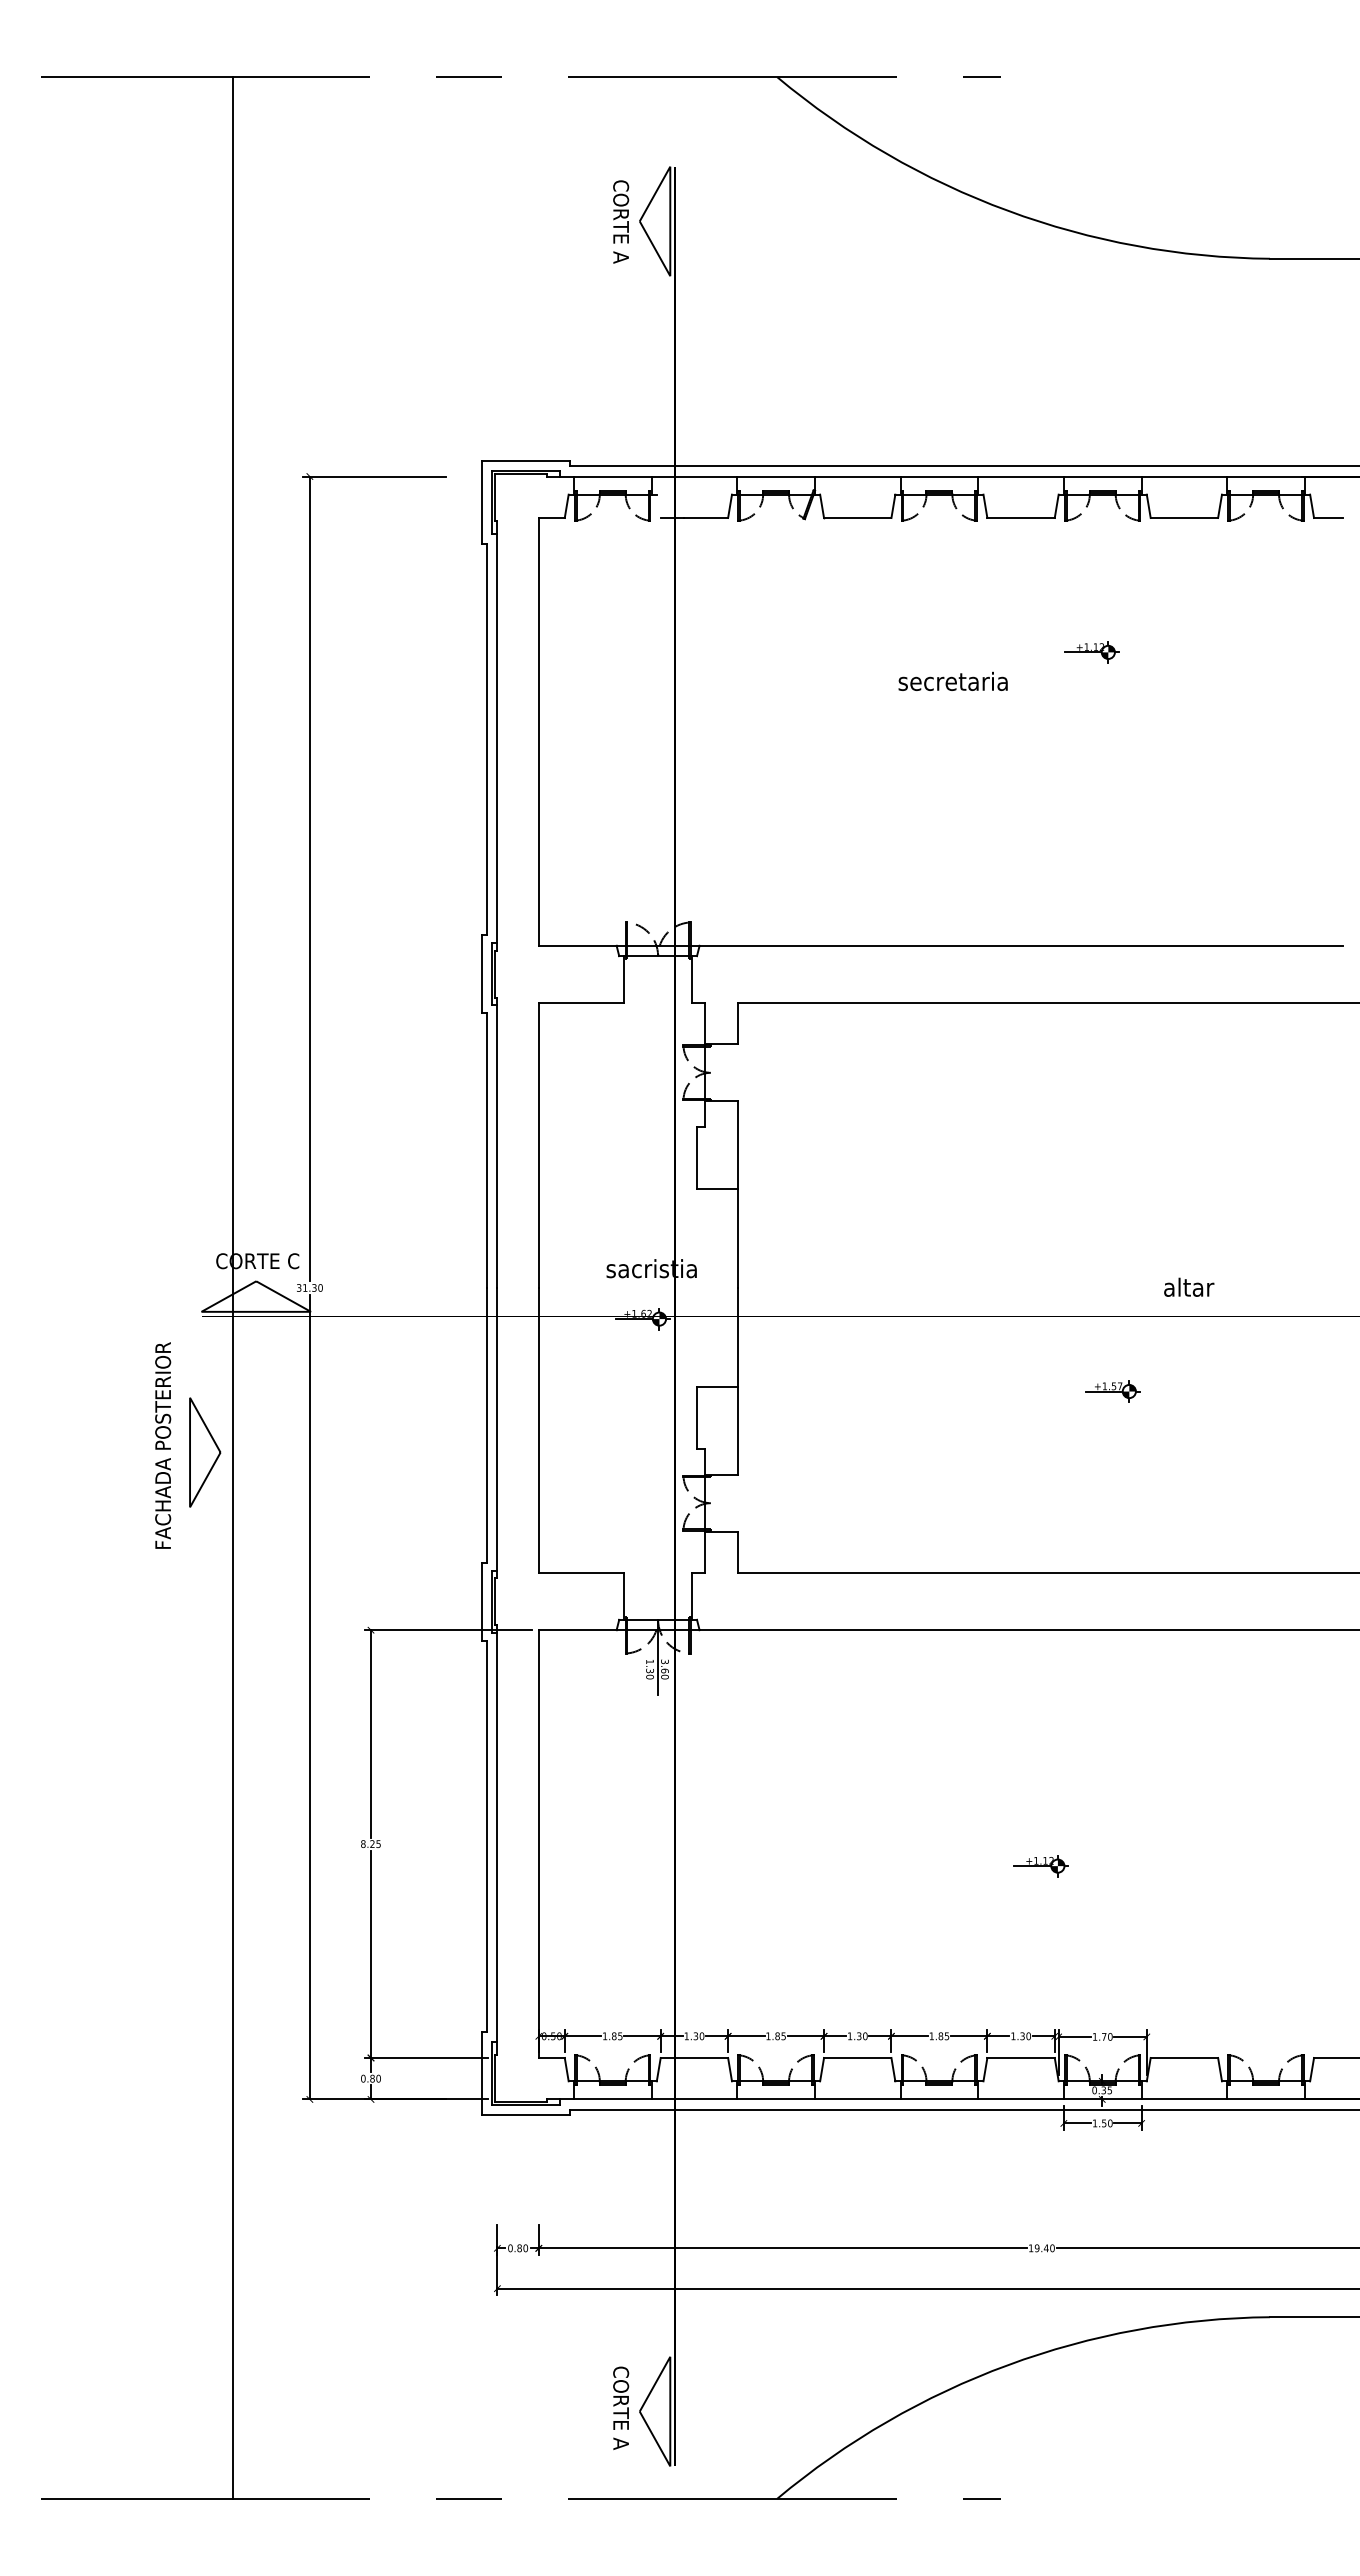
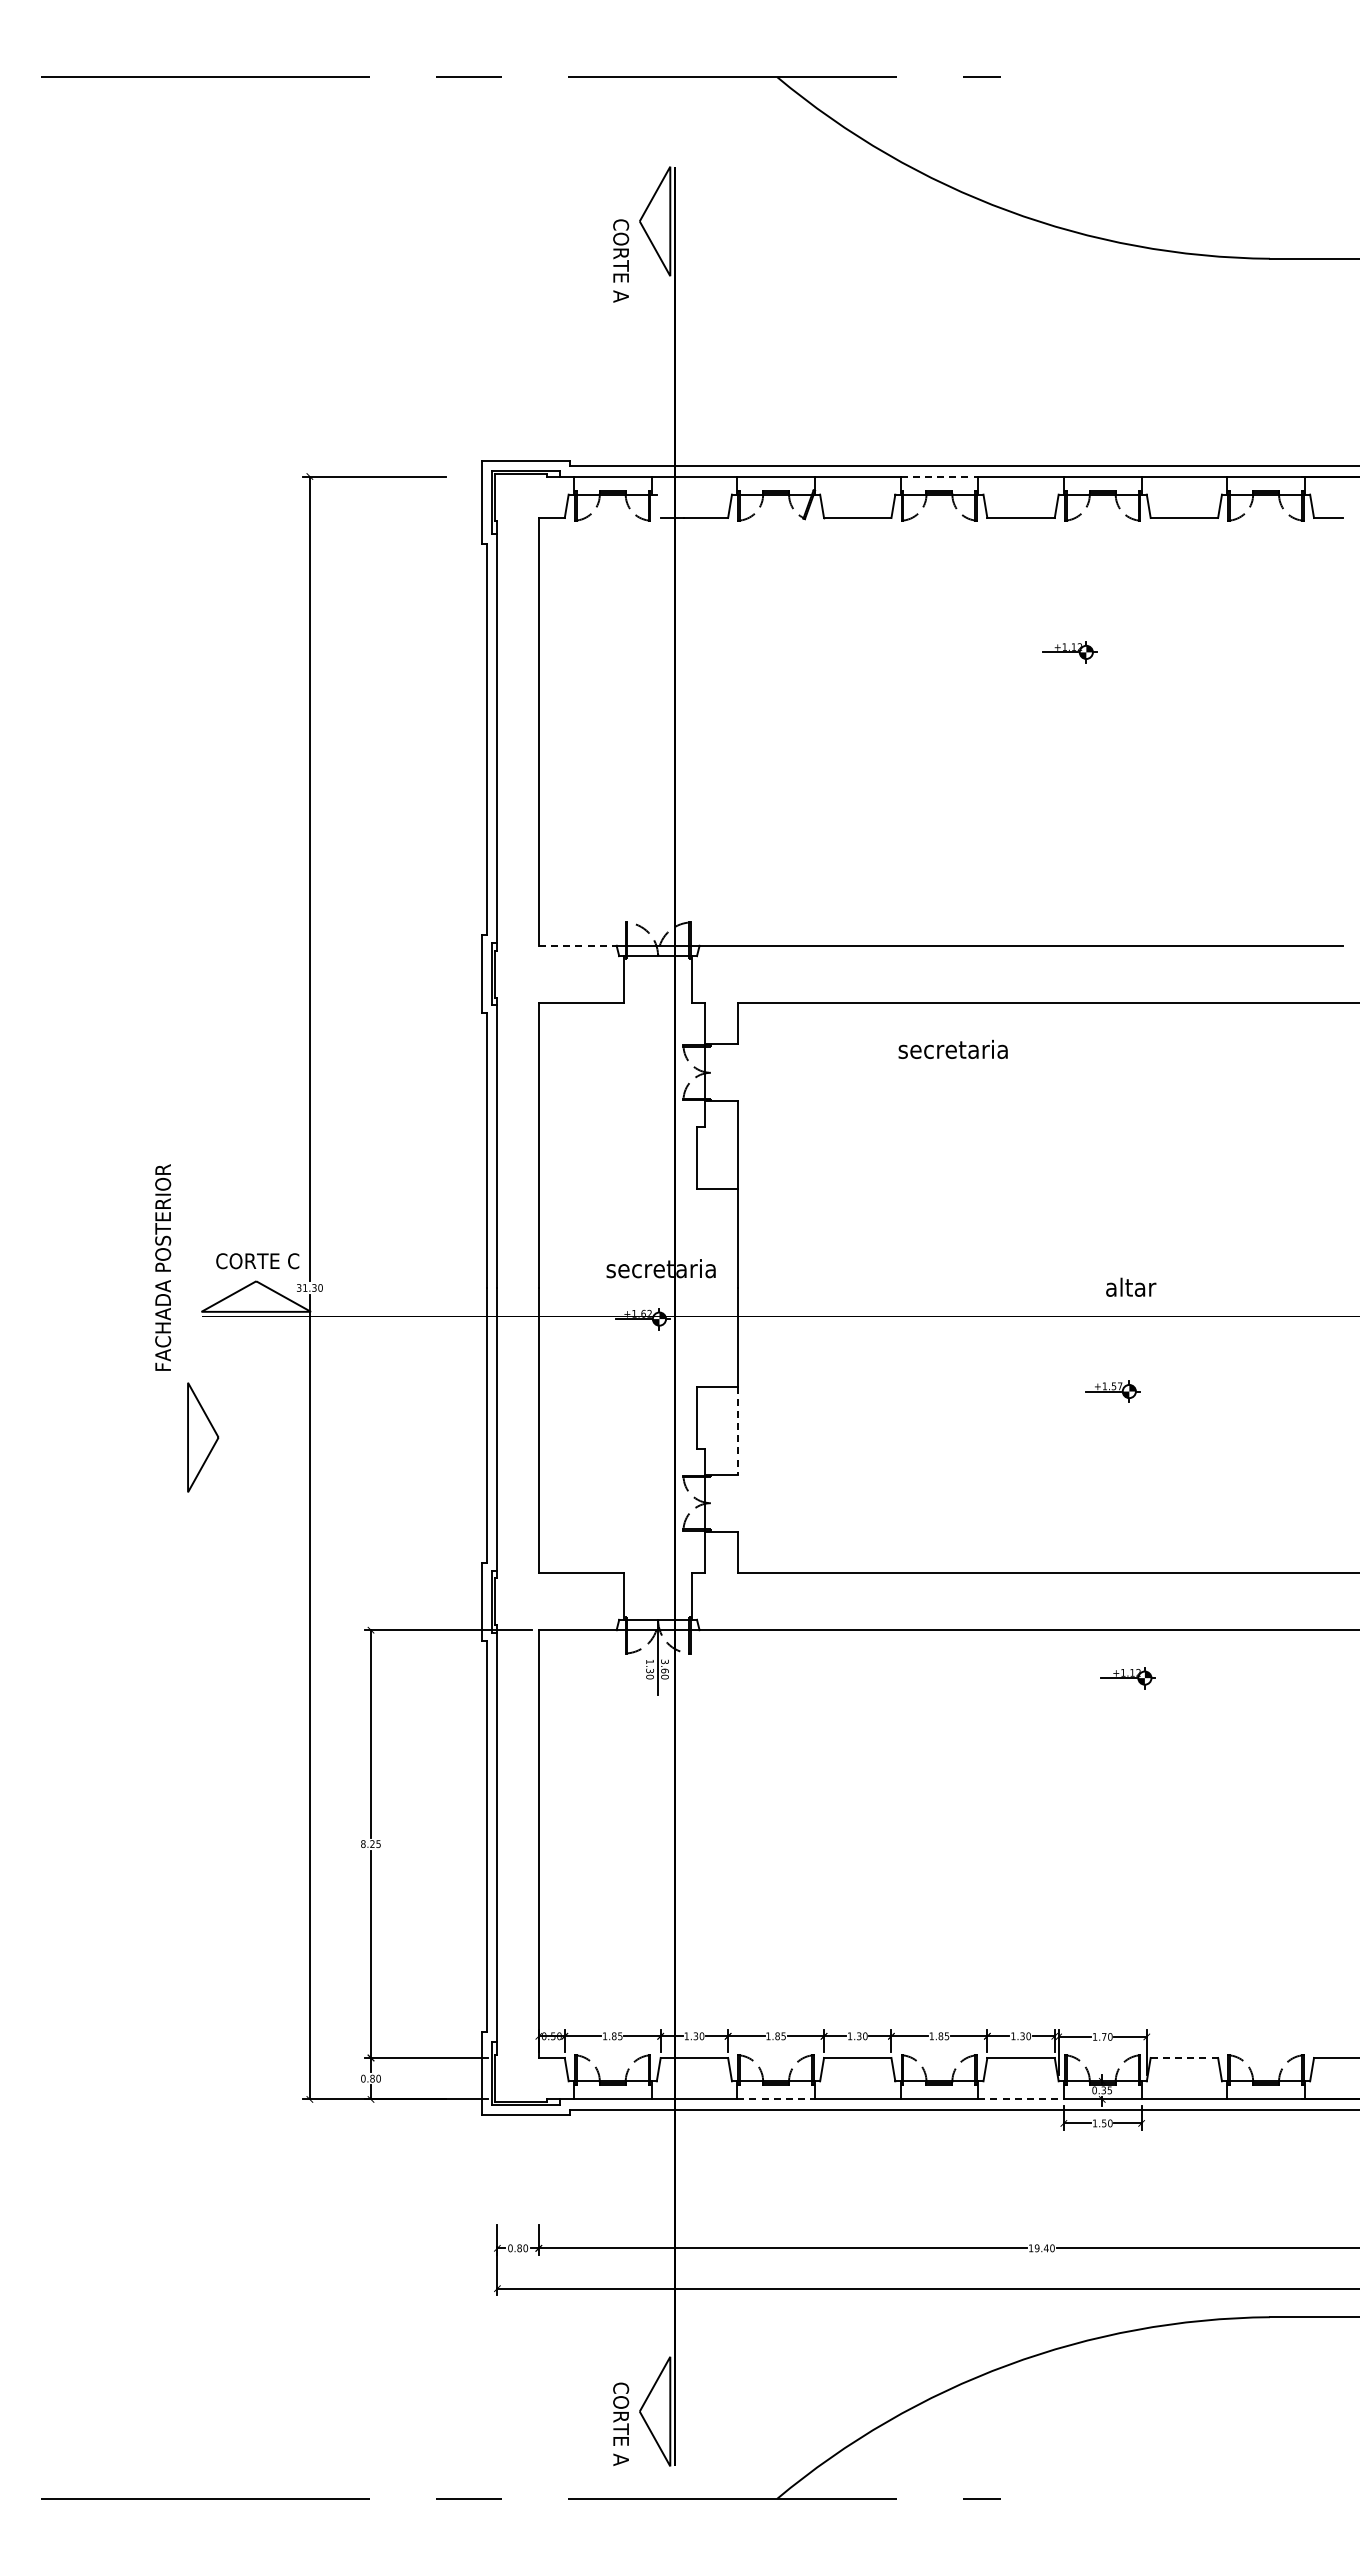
text position: (621, 221) -> (621, 260) (621, 260)
line: solid -> dashed (939, 476)
part position: (1091, 652) -> (1069, 652) (1069, 652)
text position: (952, 680) -> (952, 1048) (952, 1048)
line: solid -> dashed (577, 945)
text: sacristia -> secretaria (666, 1268)
text position: (1189, 1286) -> (1131, 1286) (1131, 1286)
line: present -> none (232, 1287)
line: solid -> dashed (738, 1431)
text position: (163, 1445) -> (163, 1267) (163, 1267)
part position: (205, 1452) -> (203, 1437) (203, 1437)
part position: (1040, 1866) -> (1127, 1678) (1127, 1678)
line: solid -> dashed (1184, 2057)
line: solid -> dashed (776, 2099)
line: solid -> dashed (1021, 2099)
text position: (621, 2407) -> (621, 2423) (621, 2423)
